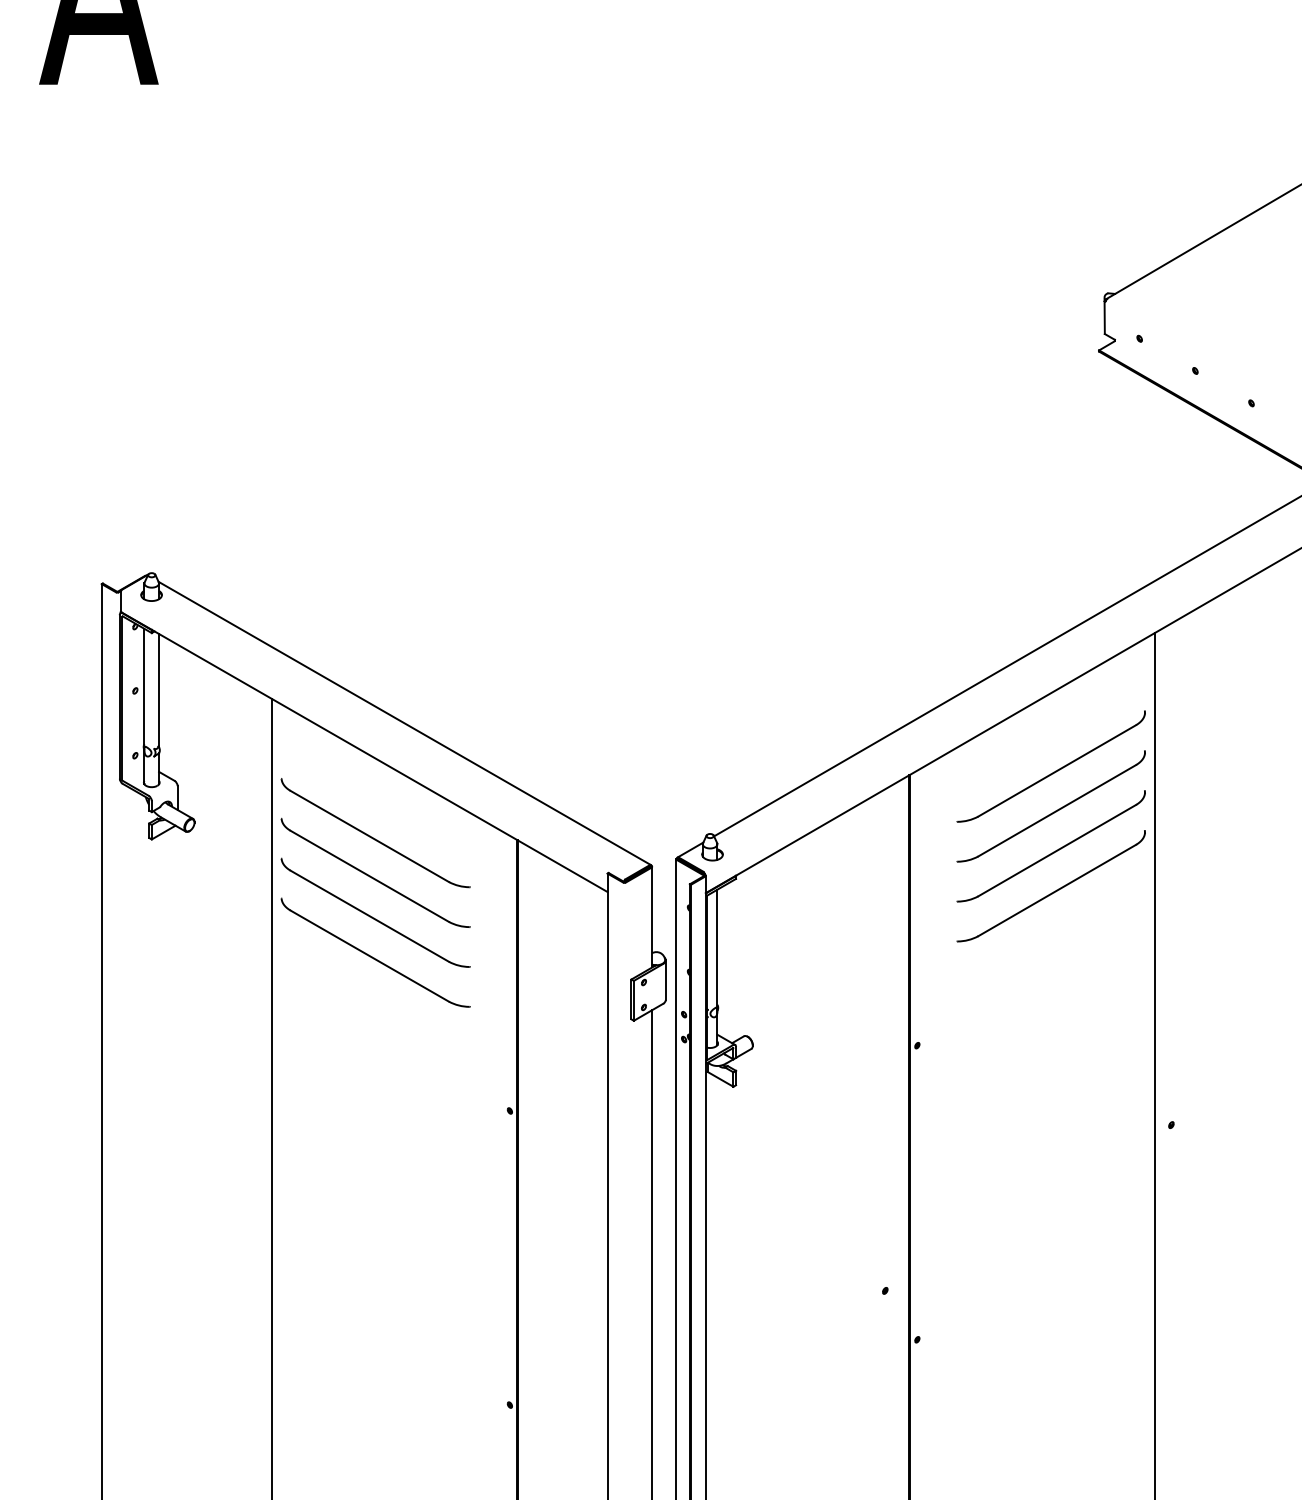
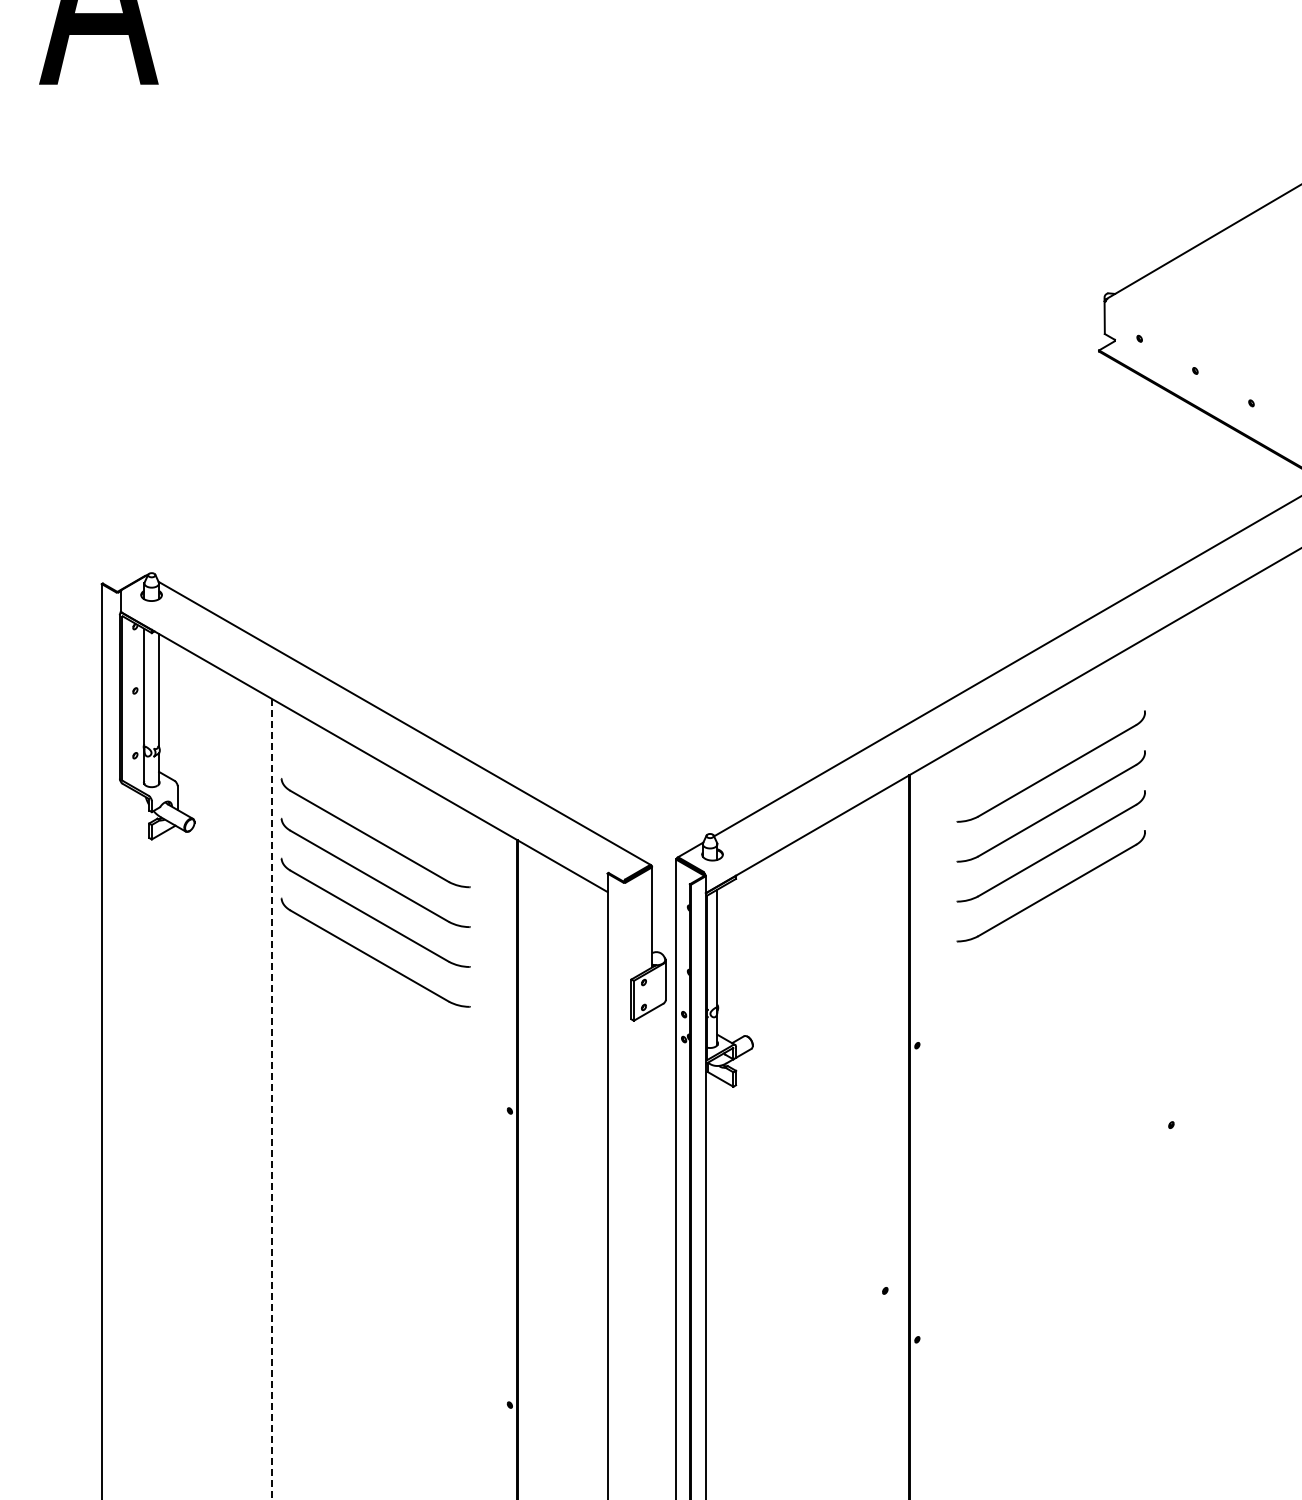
line: present -> none (1154, 1064)
line: solid -> dashed (271, 1099)
line: present -> none (652, 1253)
